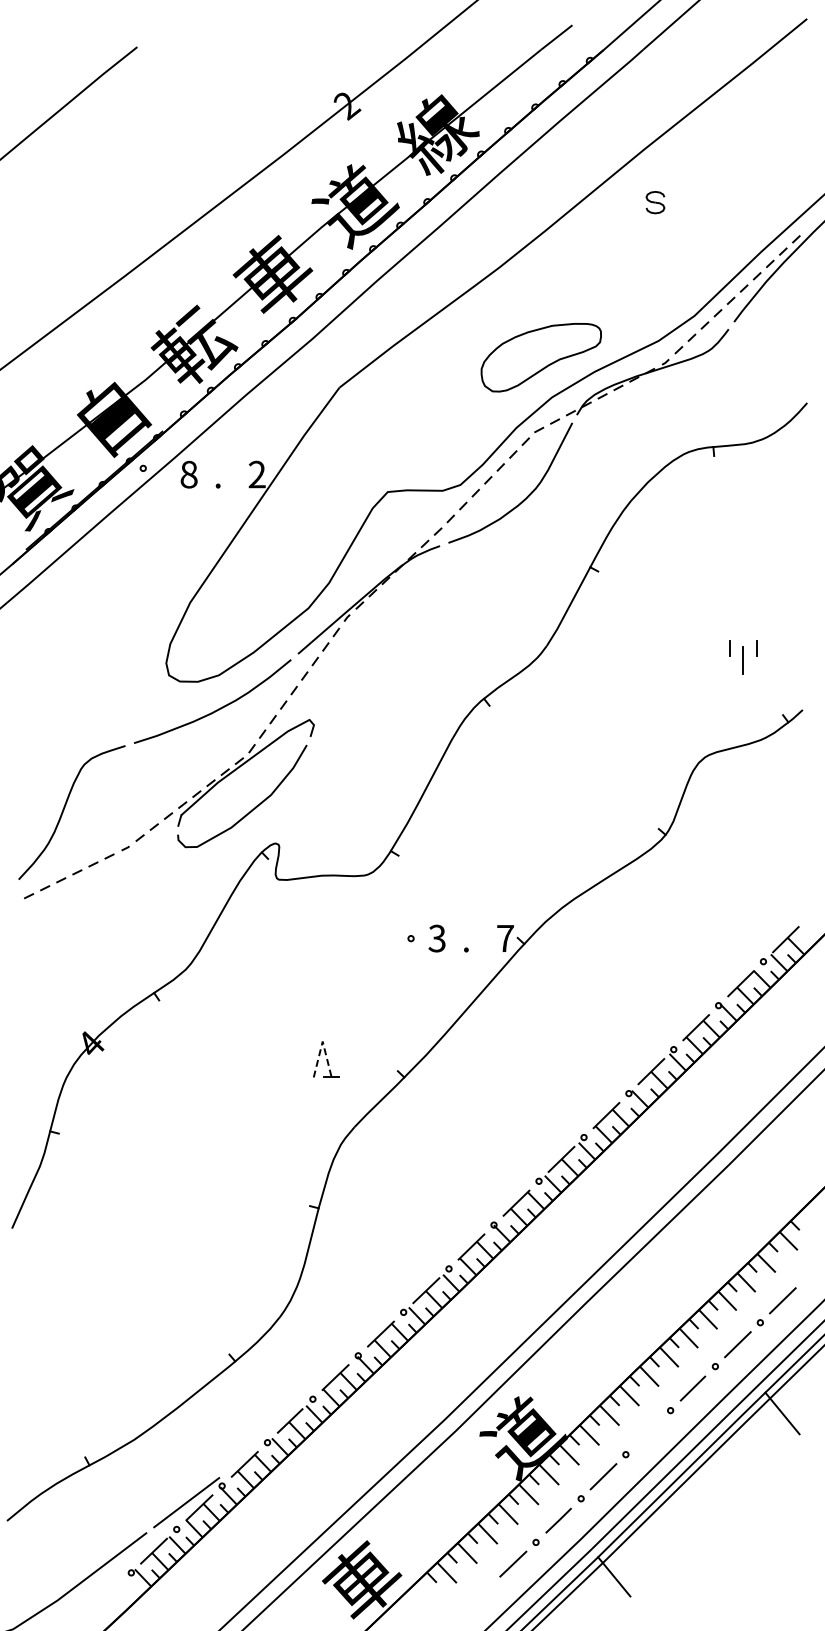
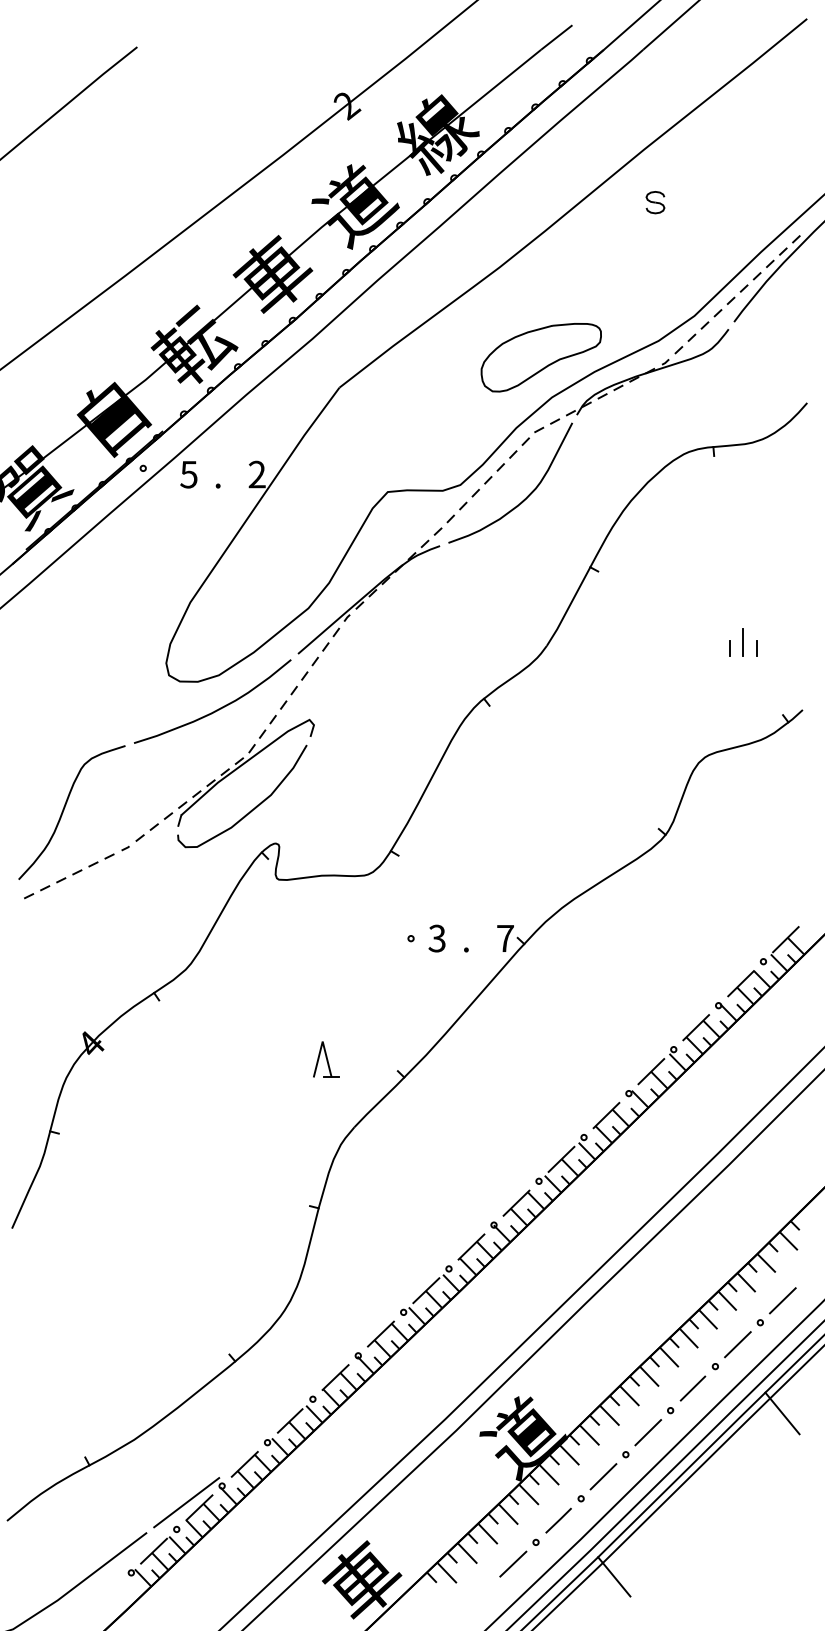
text: 8 -> 5 (188, 474)
line position: (742, 660) -> (742, 642) (742, 642)
line: dashed -> solid (322, 1041)
line: none -> present (648, 1432)
